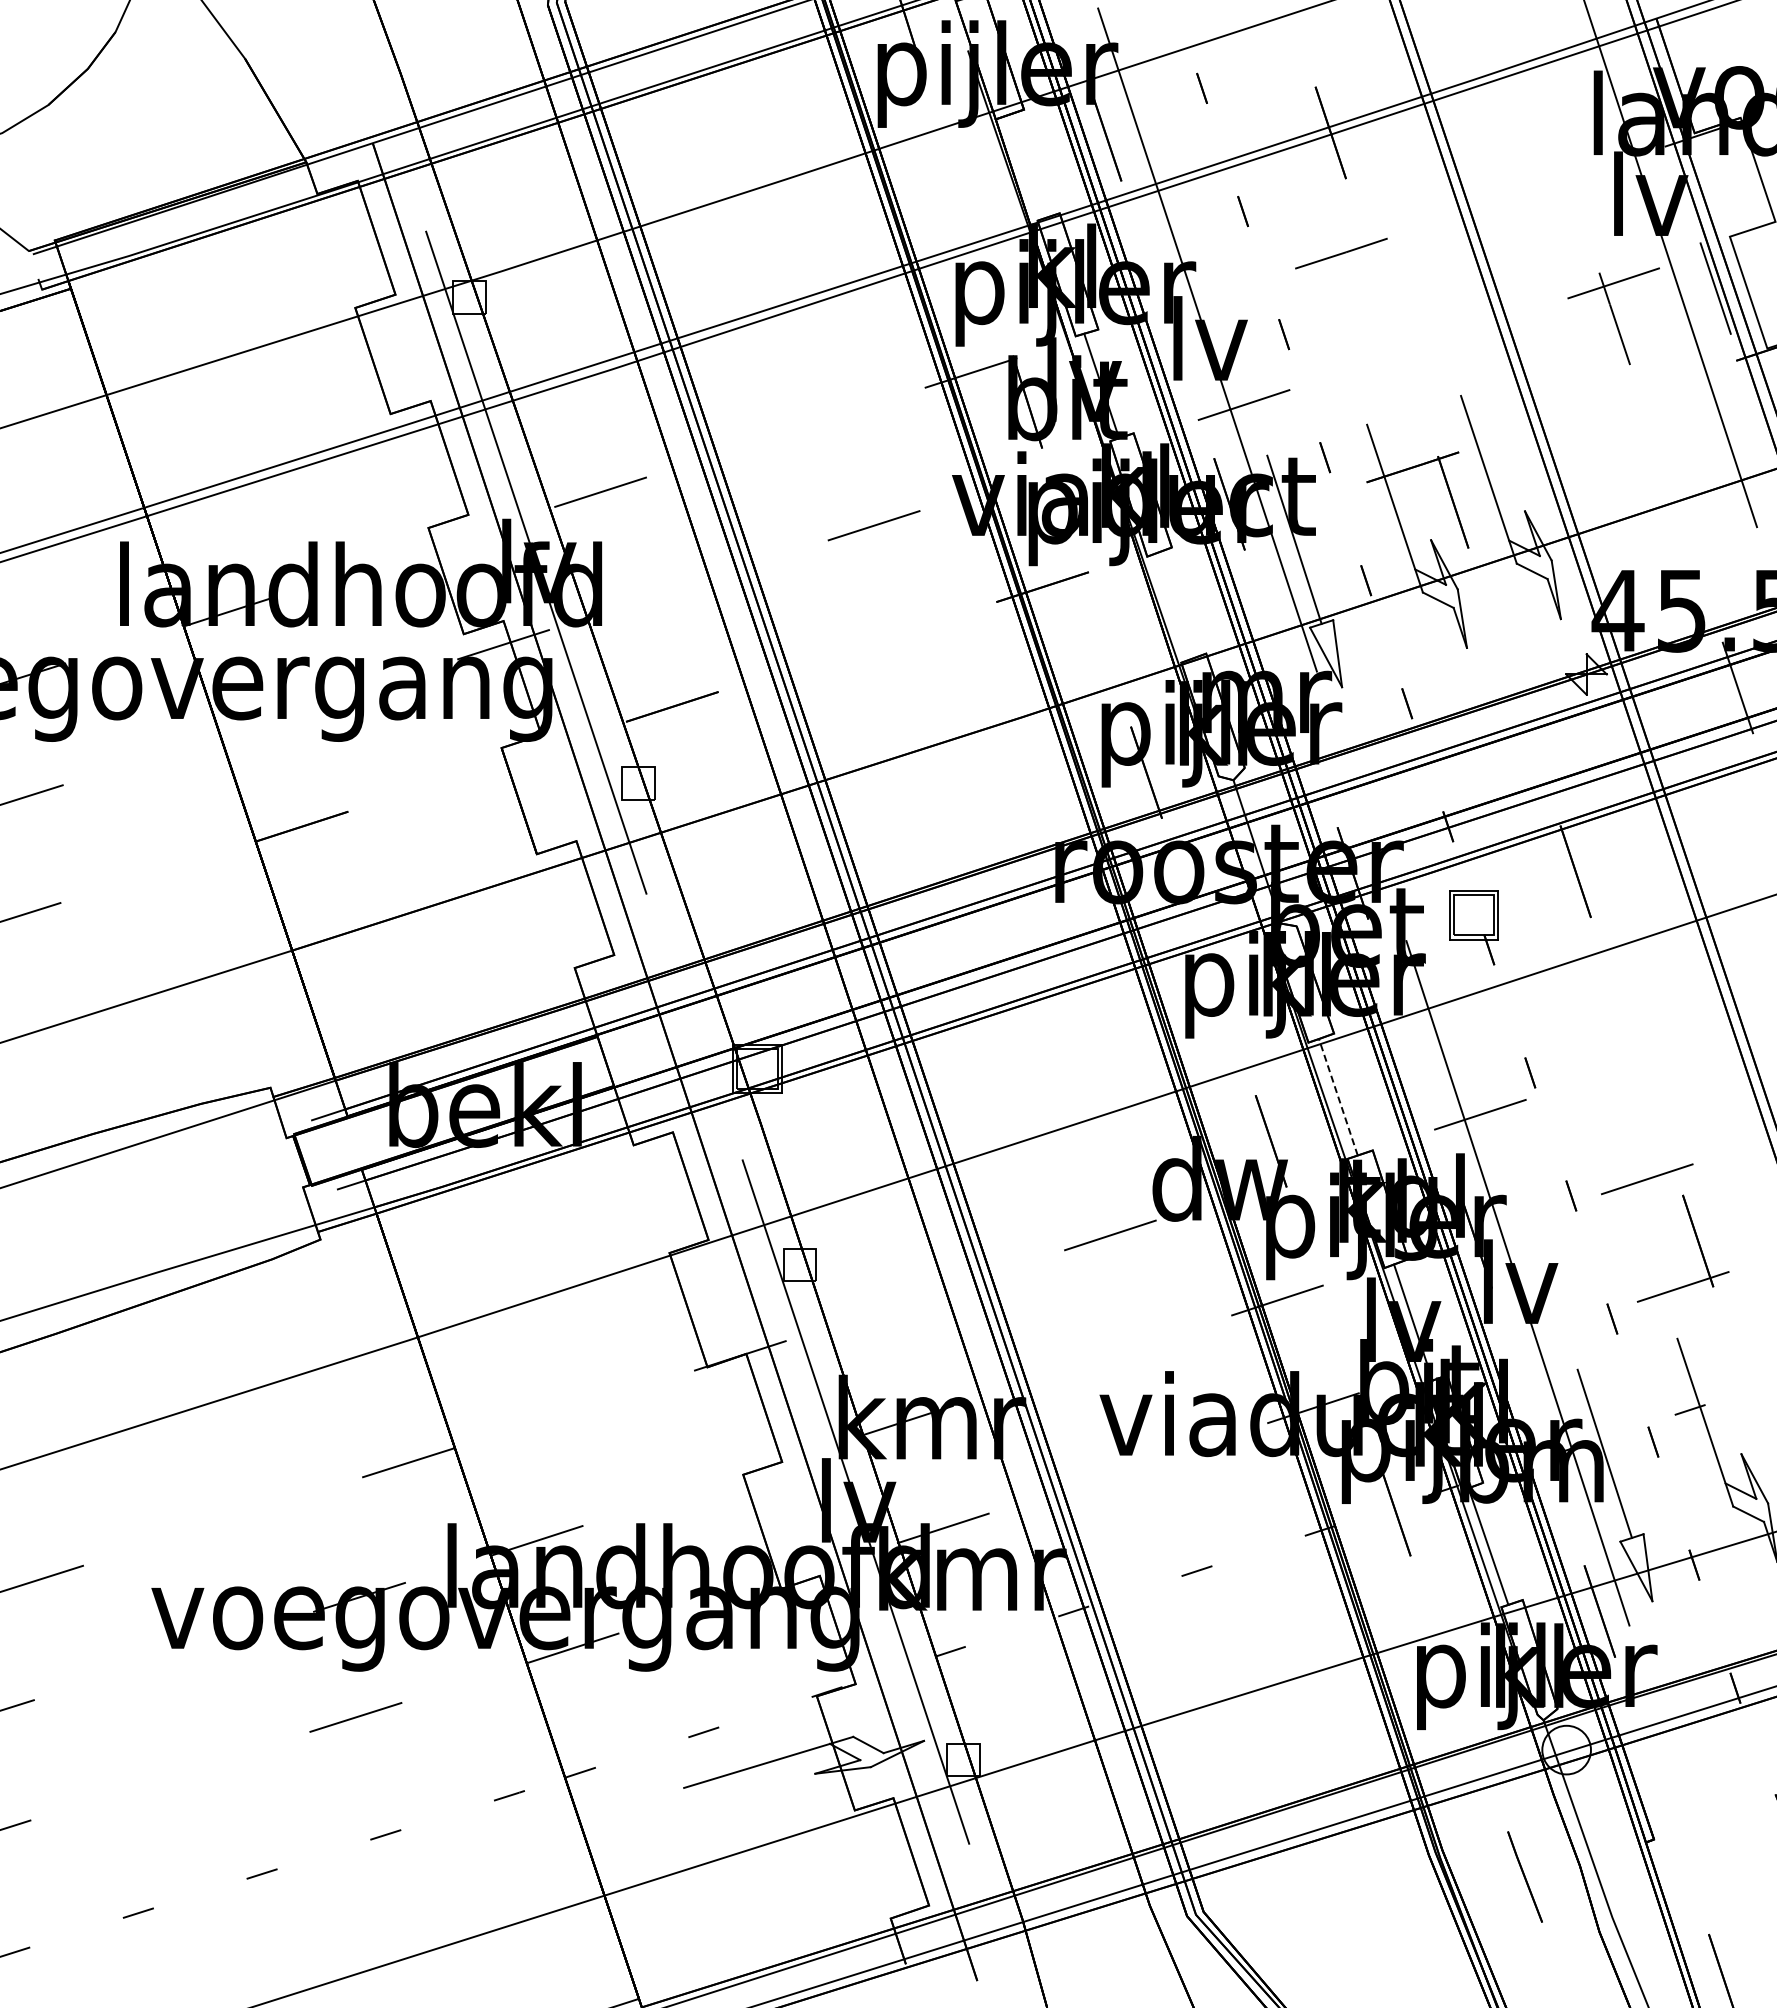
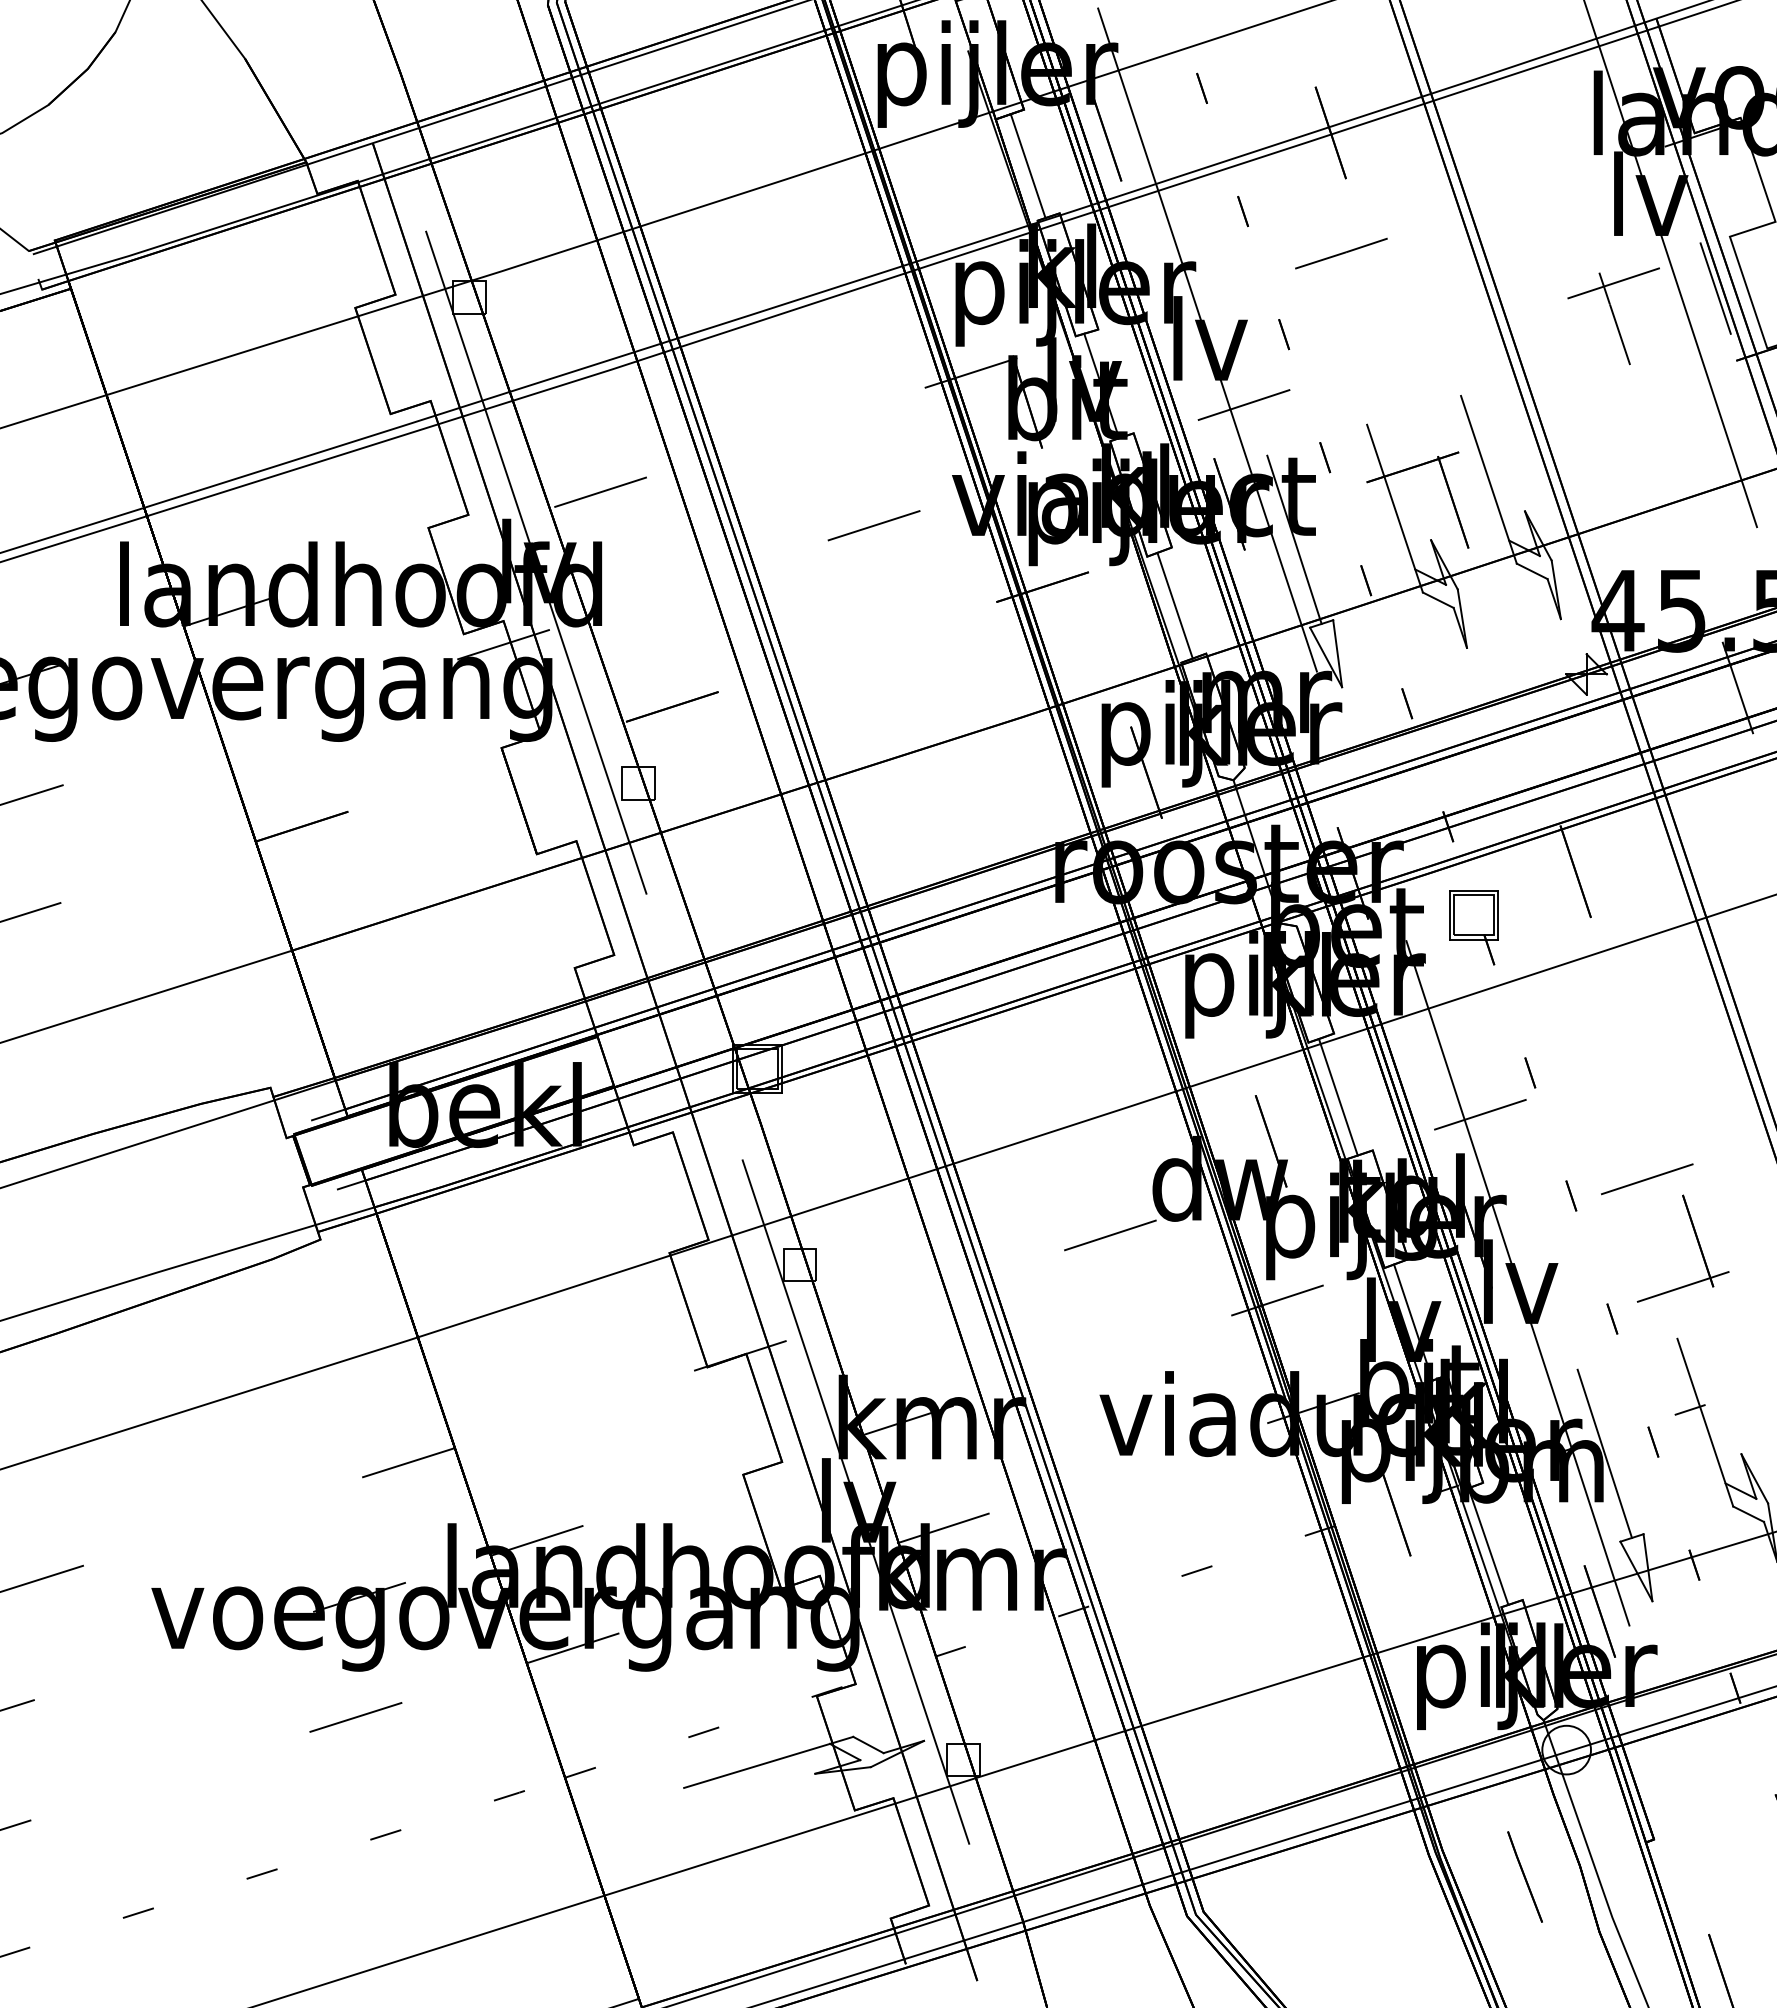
line: none -> present (1027, 166)
line: none -> present (1174, 605)
line: dashed -> solid (1338, 1096)
